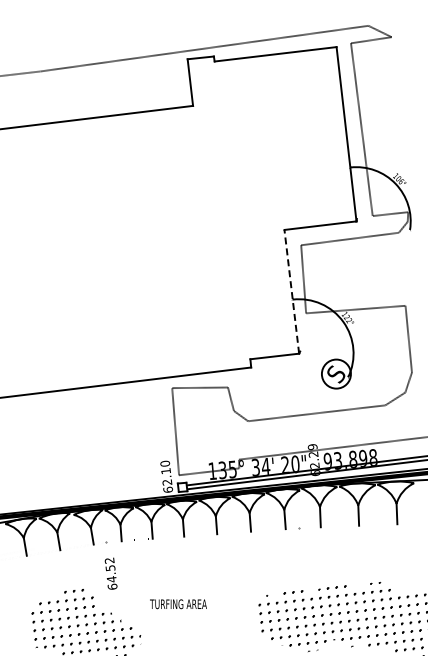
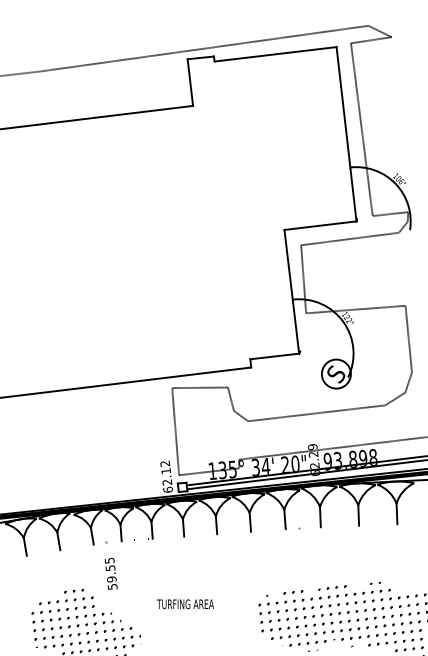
line: dashed -> solid (291, 291)
text: 62.10 -> 62.12 (165, 463)
text: 64.52 -> 59.55 (110, 573)
text position: (178, 604) -> (185, 604) (185, 604)
